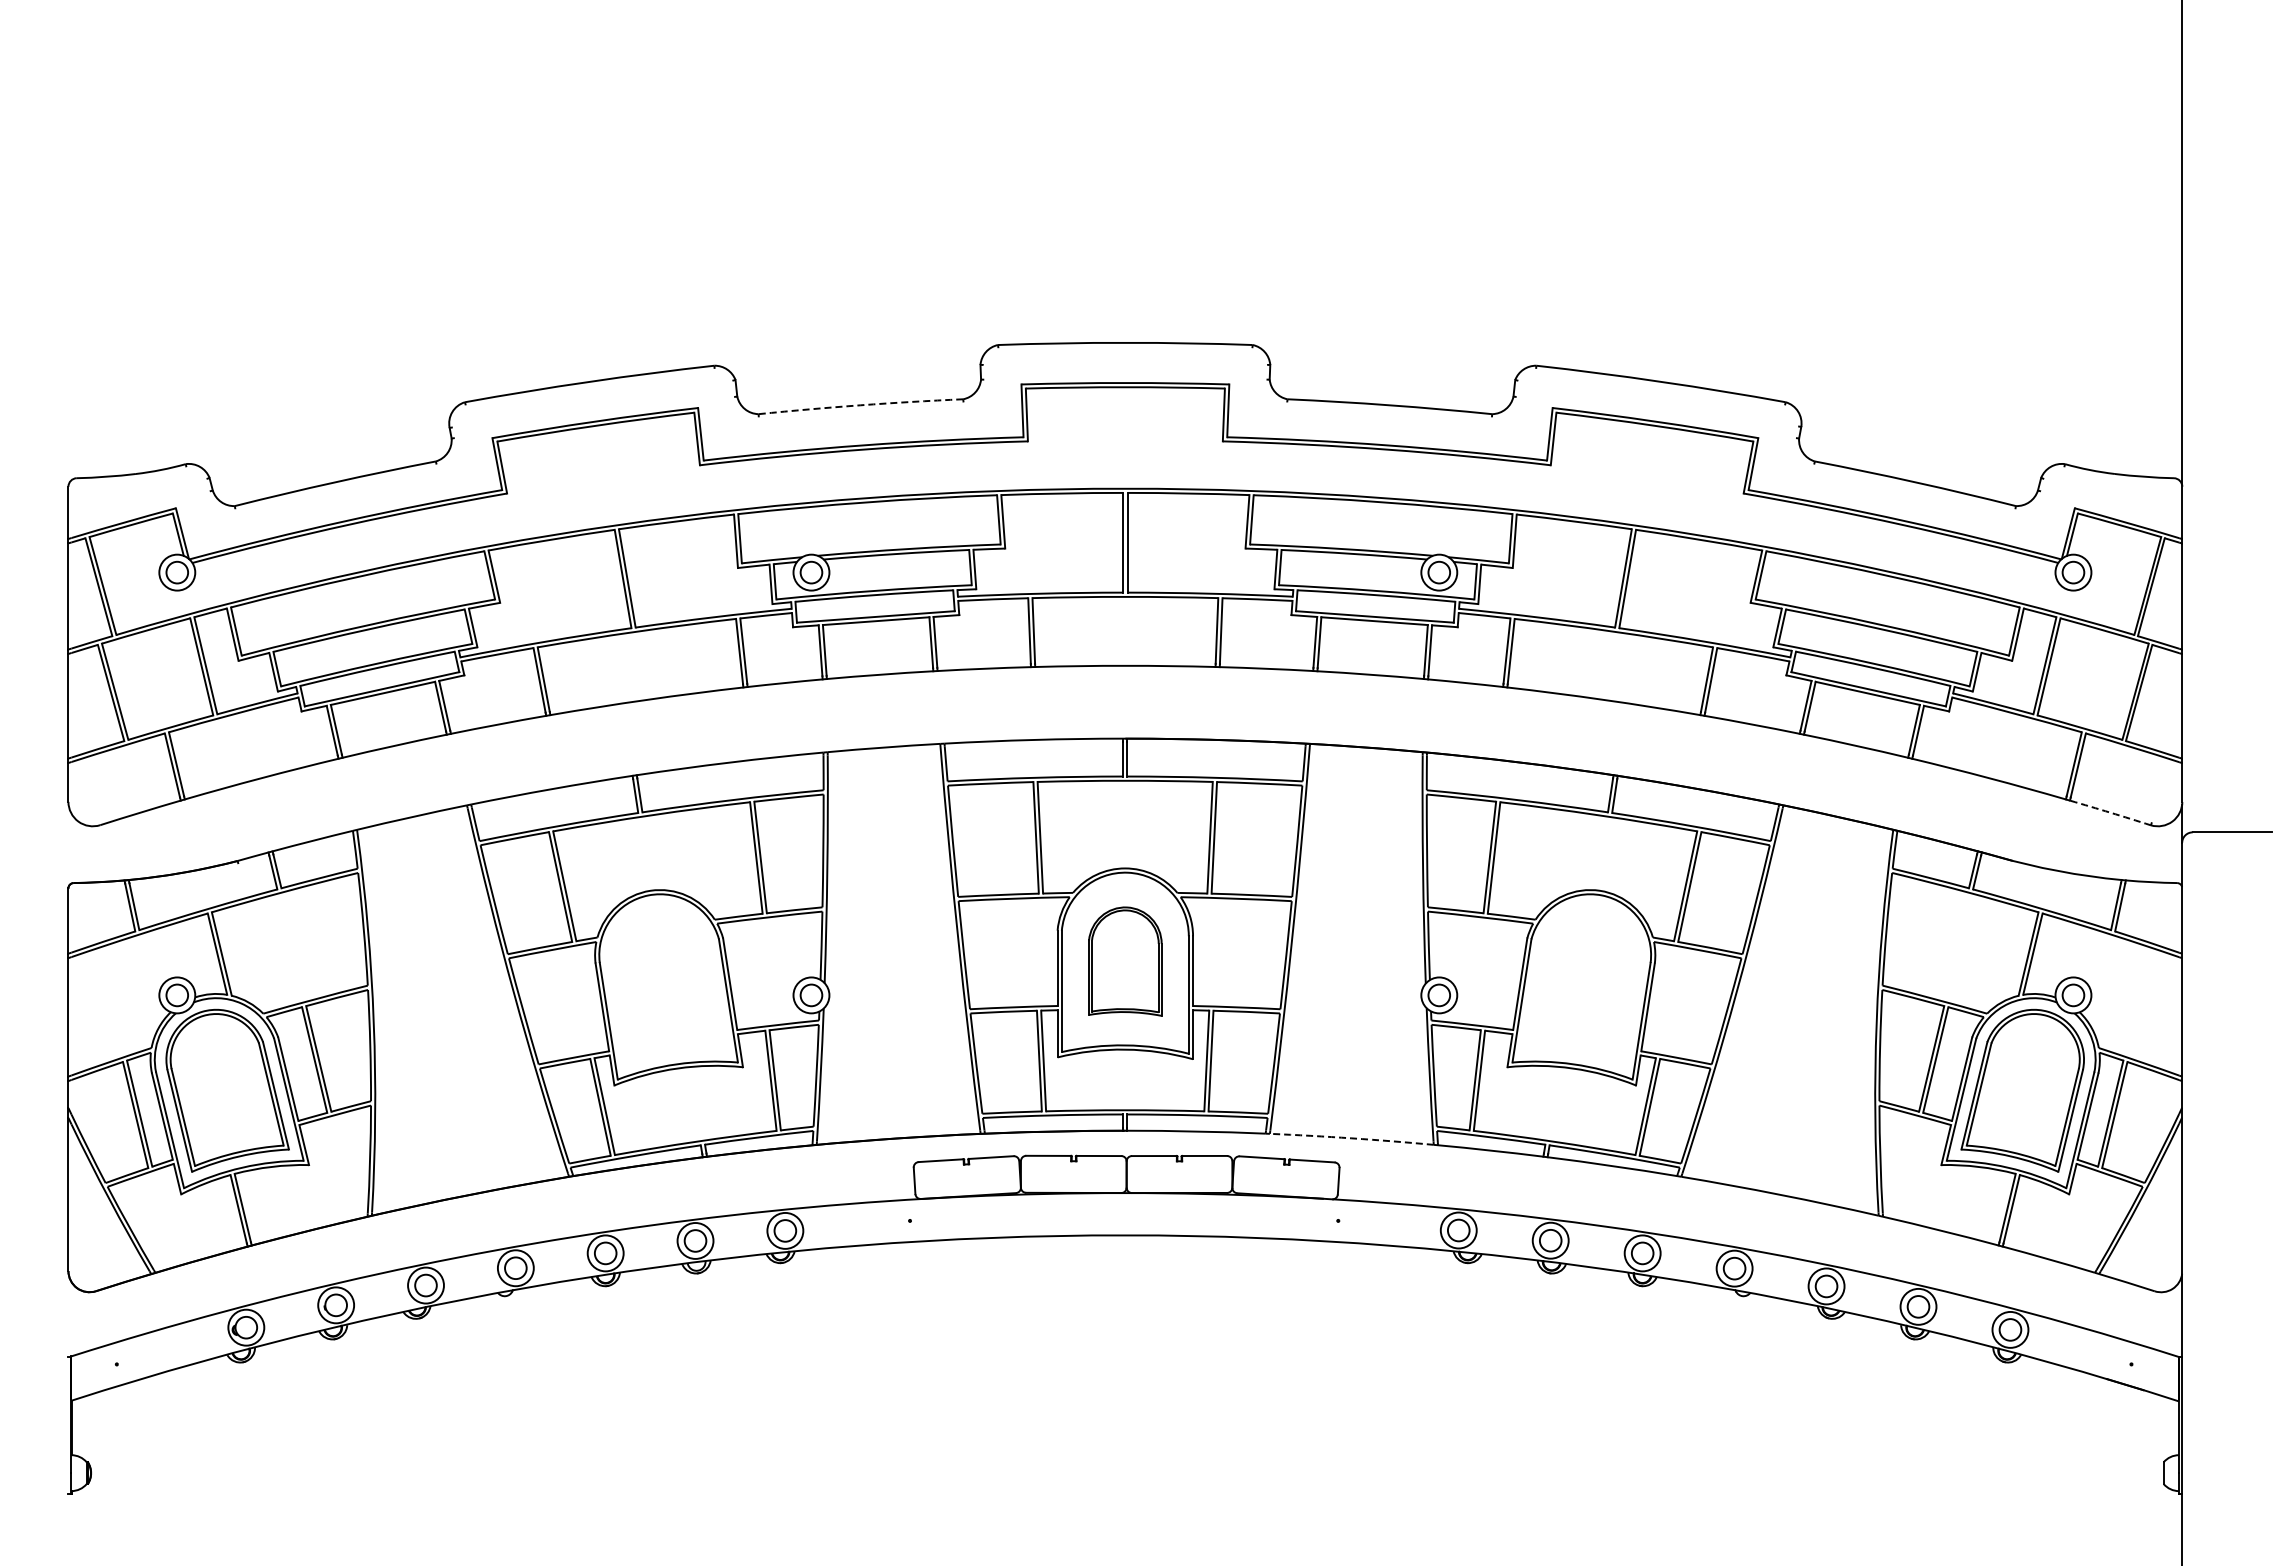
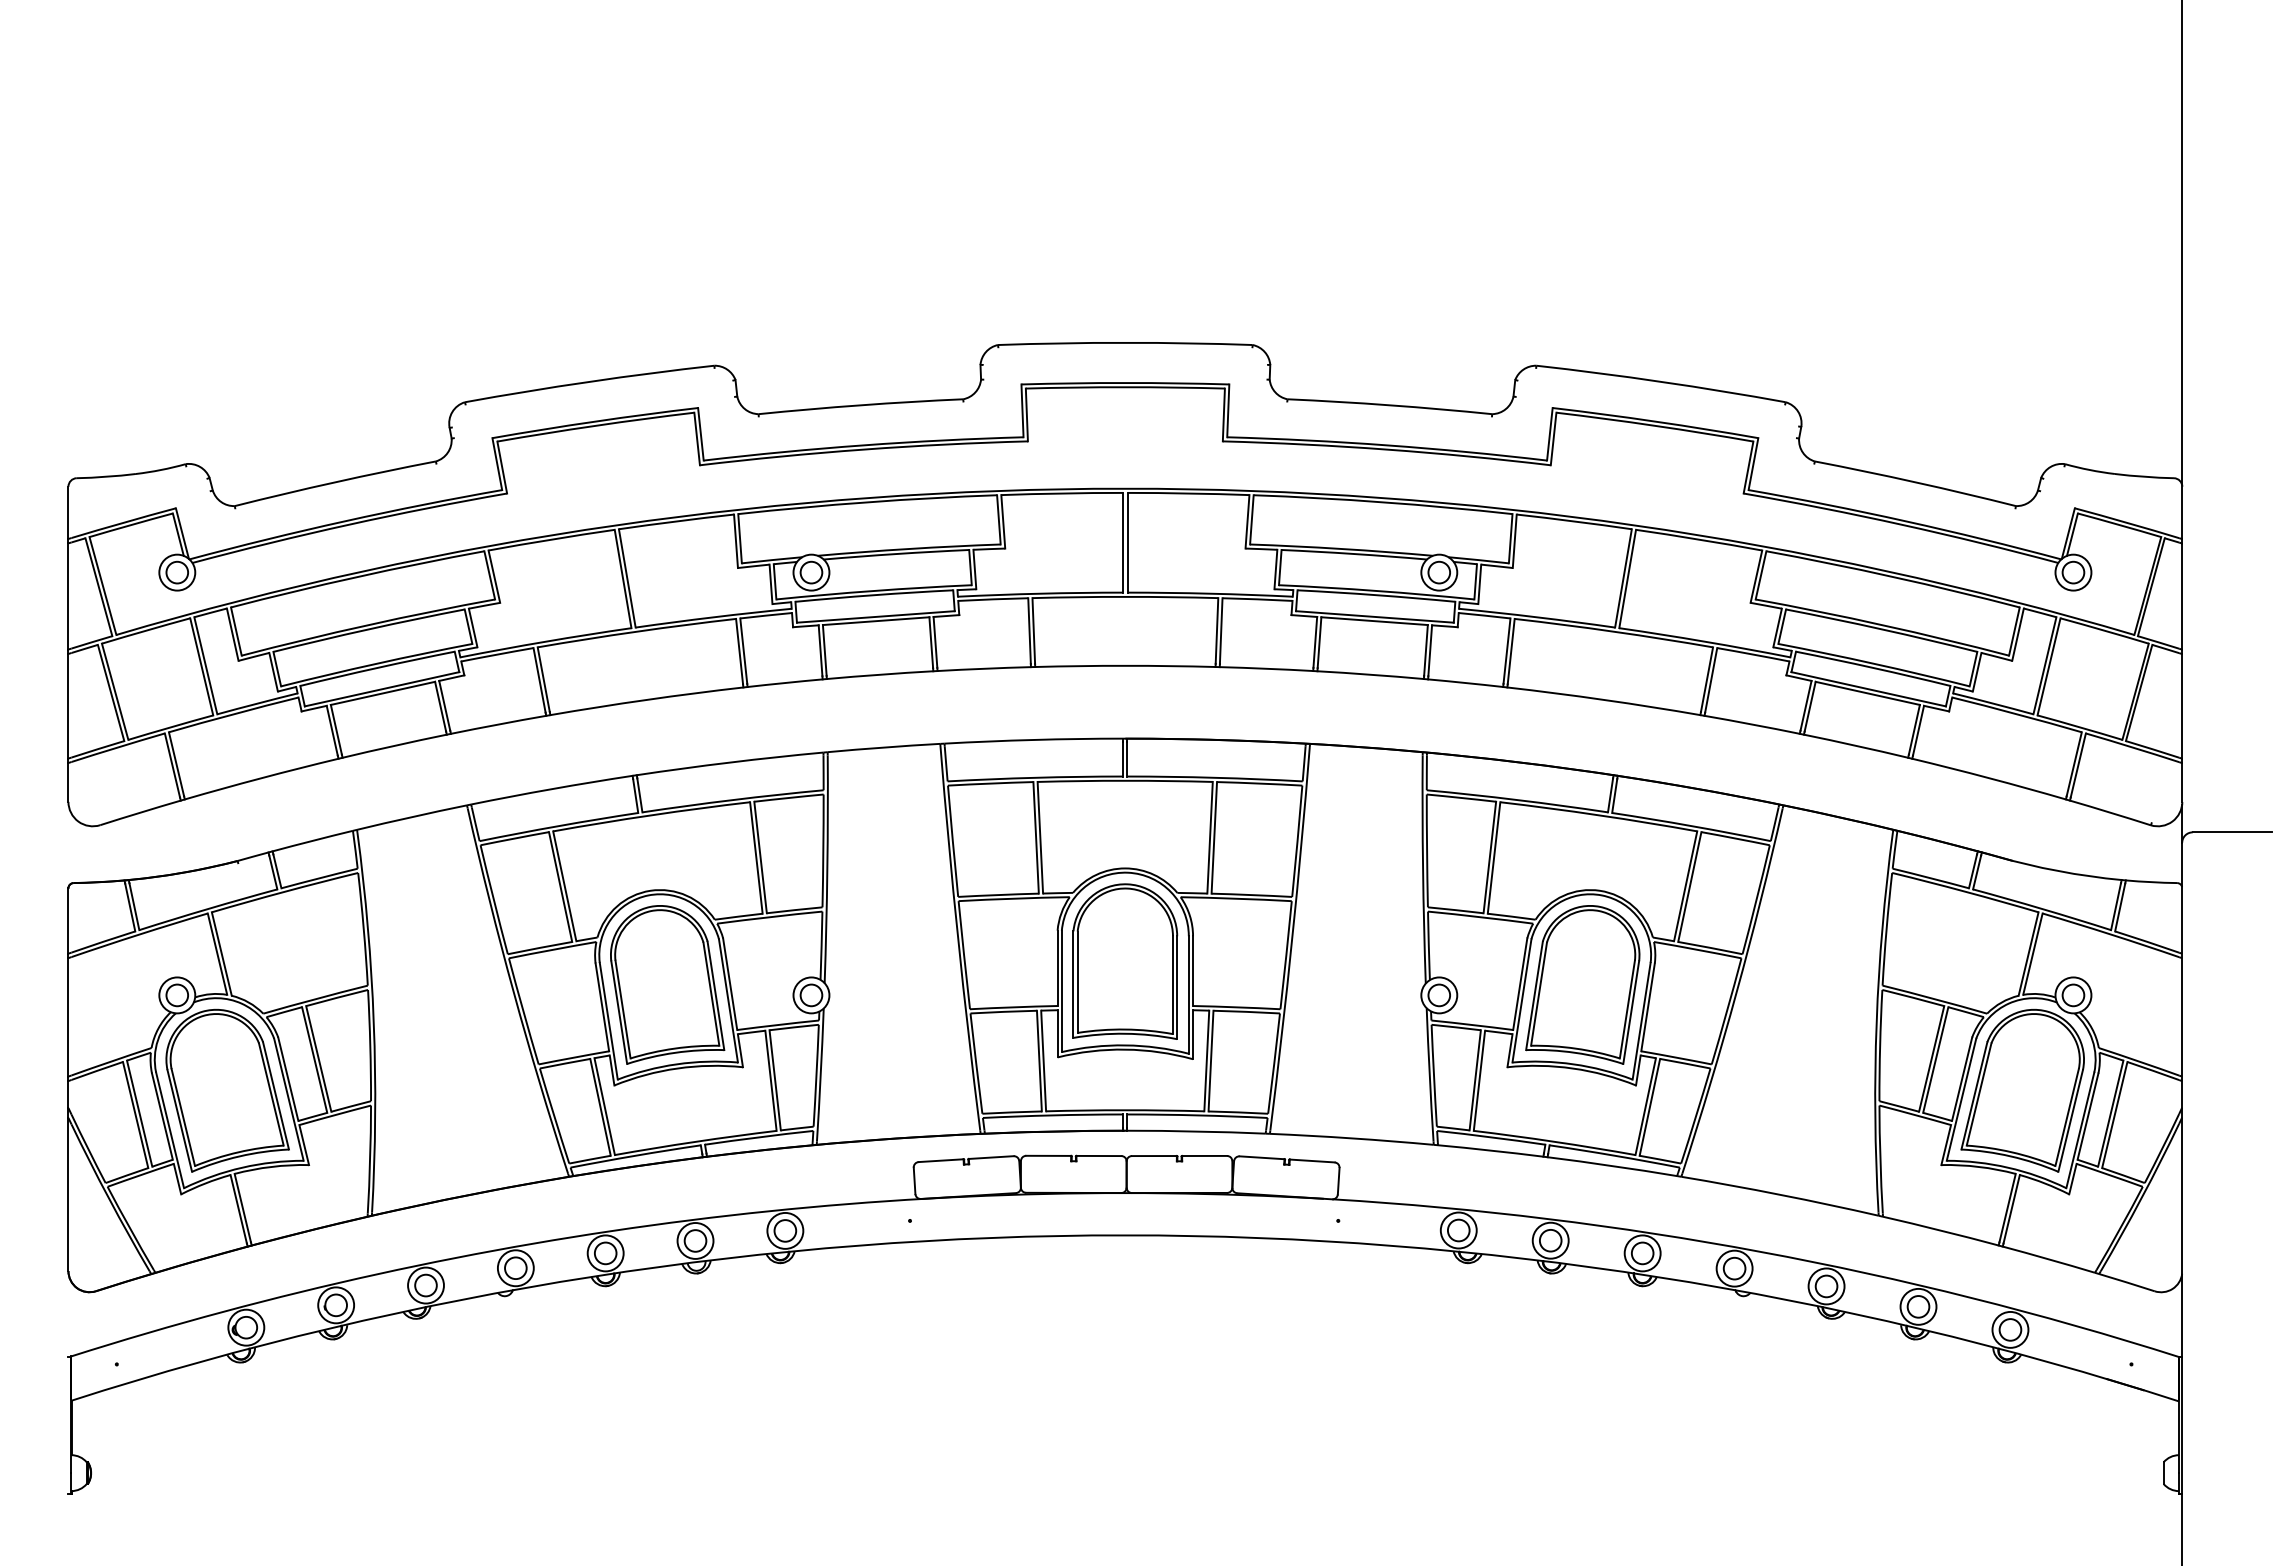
arc: dashed -> solid (860, 405)
arc: dashed -> solid (2110, 812)
part size: 75x111 px -> 107x157 px (1125, 961)
part: none -> present (667, 984)
part: none -> present (1582, 984)
arc: dashed -> solid (1351, 1138)
